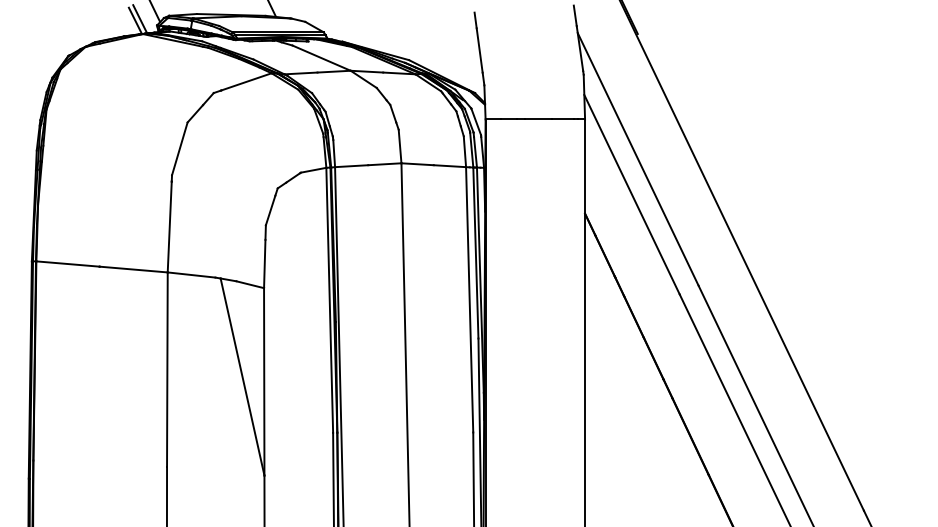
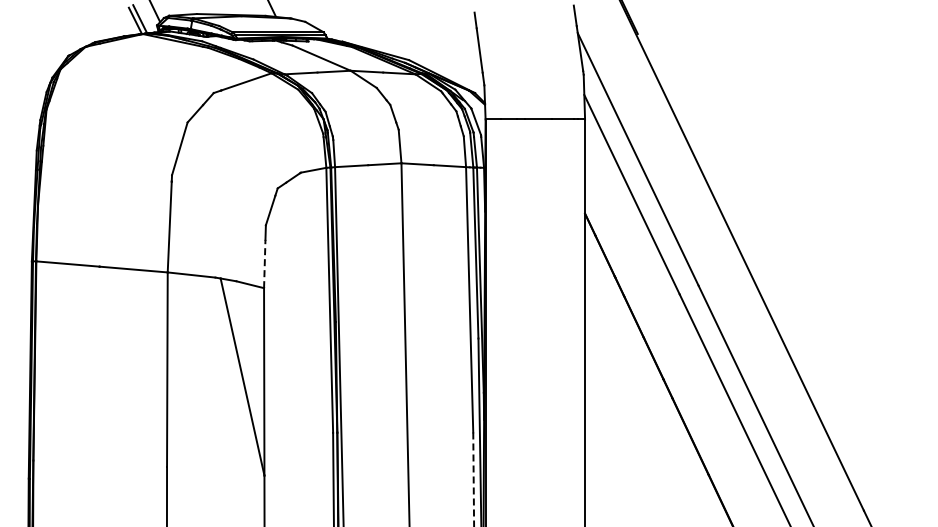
line: solid -> dashed (264, 263)
line: solid -> dashed (473, 479)
